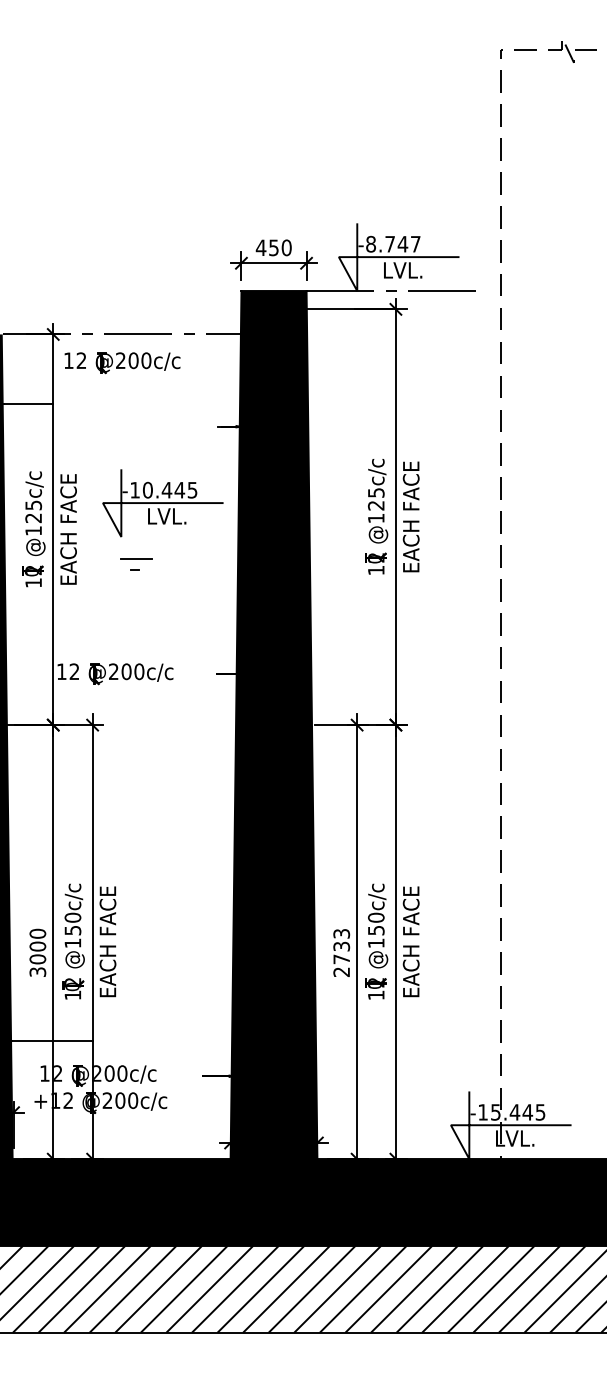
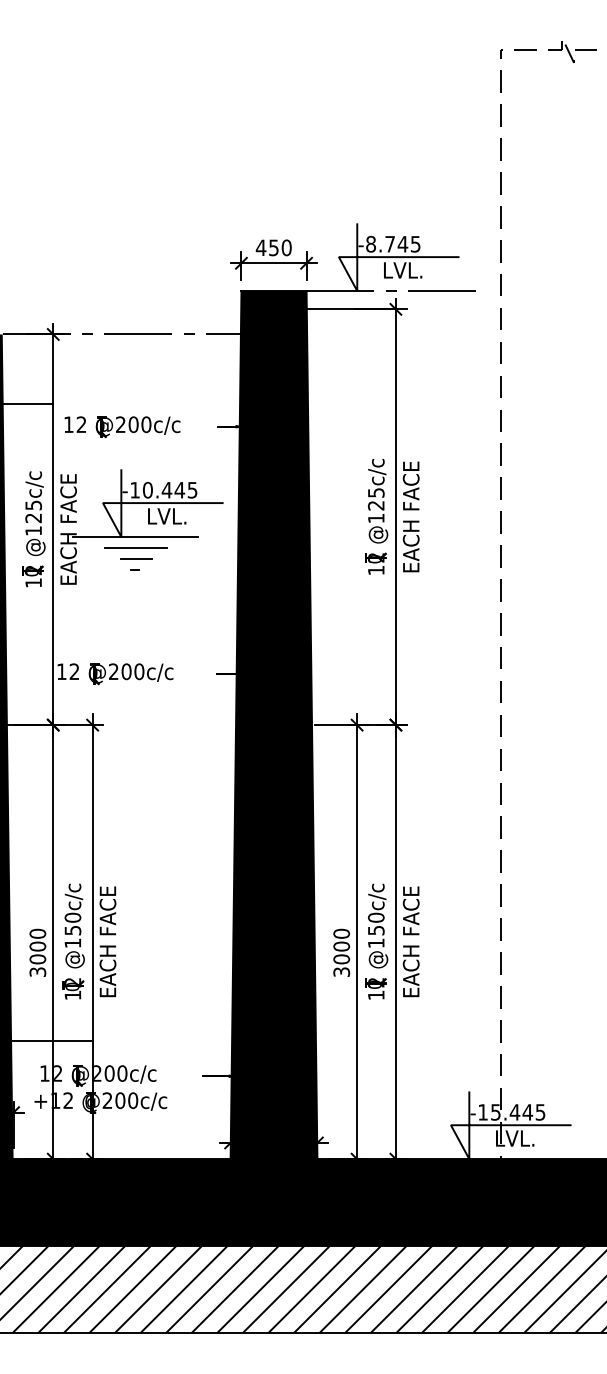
text: -8.747 -> -8.745 (415, 244)
part position: (122, 363) -> (122, 427) (122, 427)
line: none -> present (135, 537)
line: none -> present (135, 547)
text: 2733 -> 3000 (341, 952)
